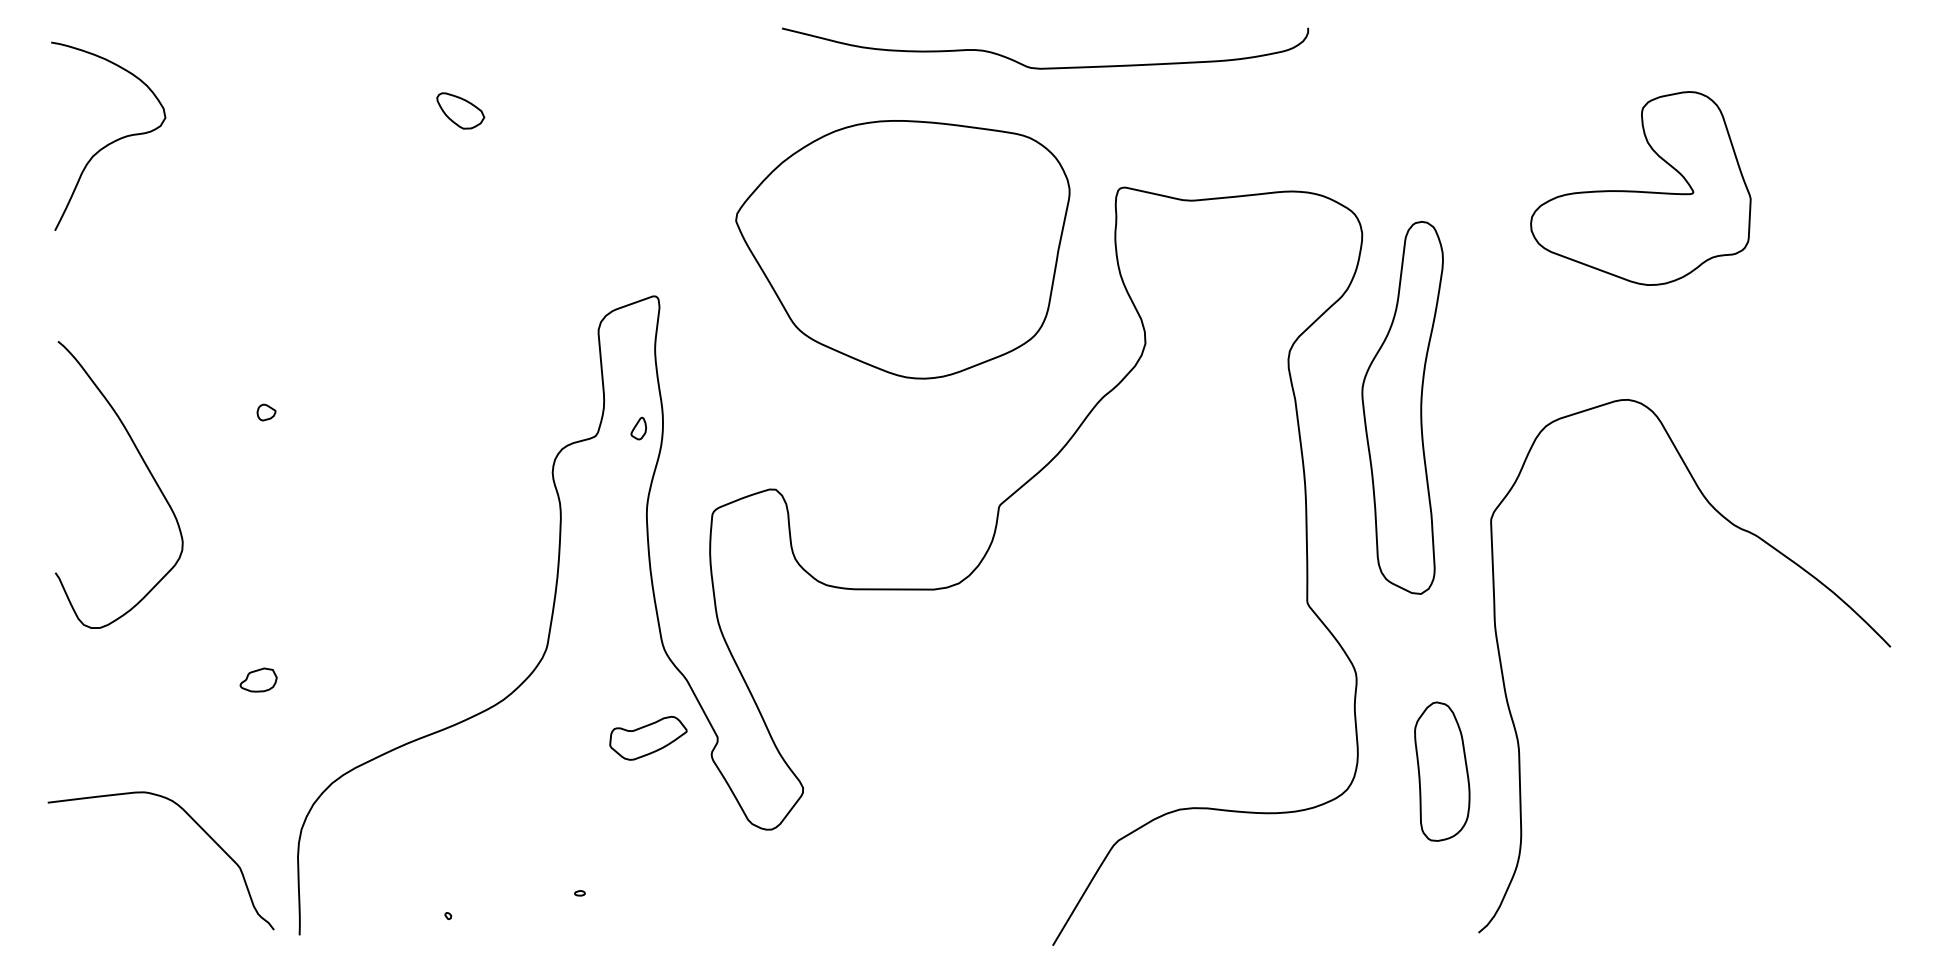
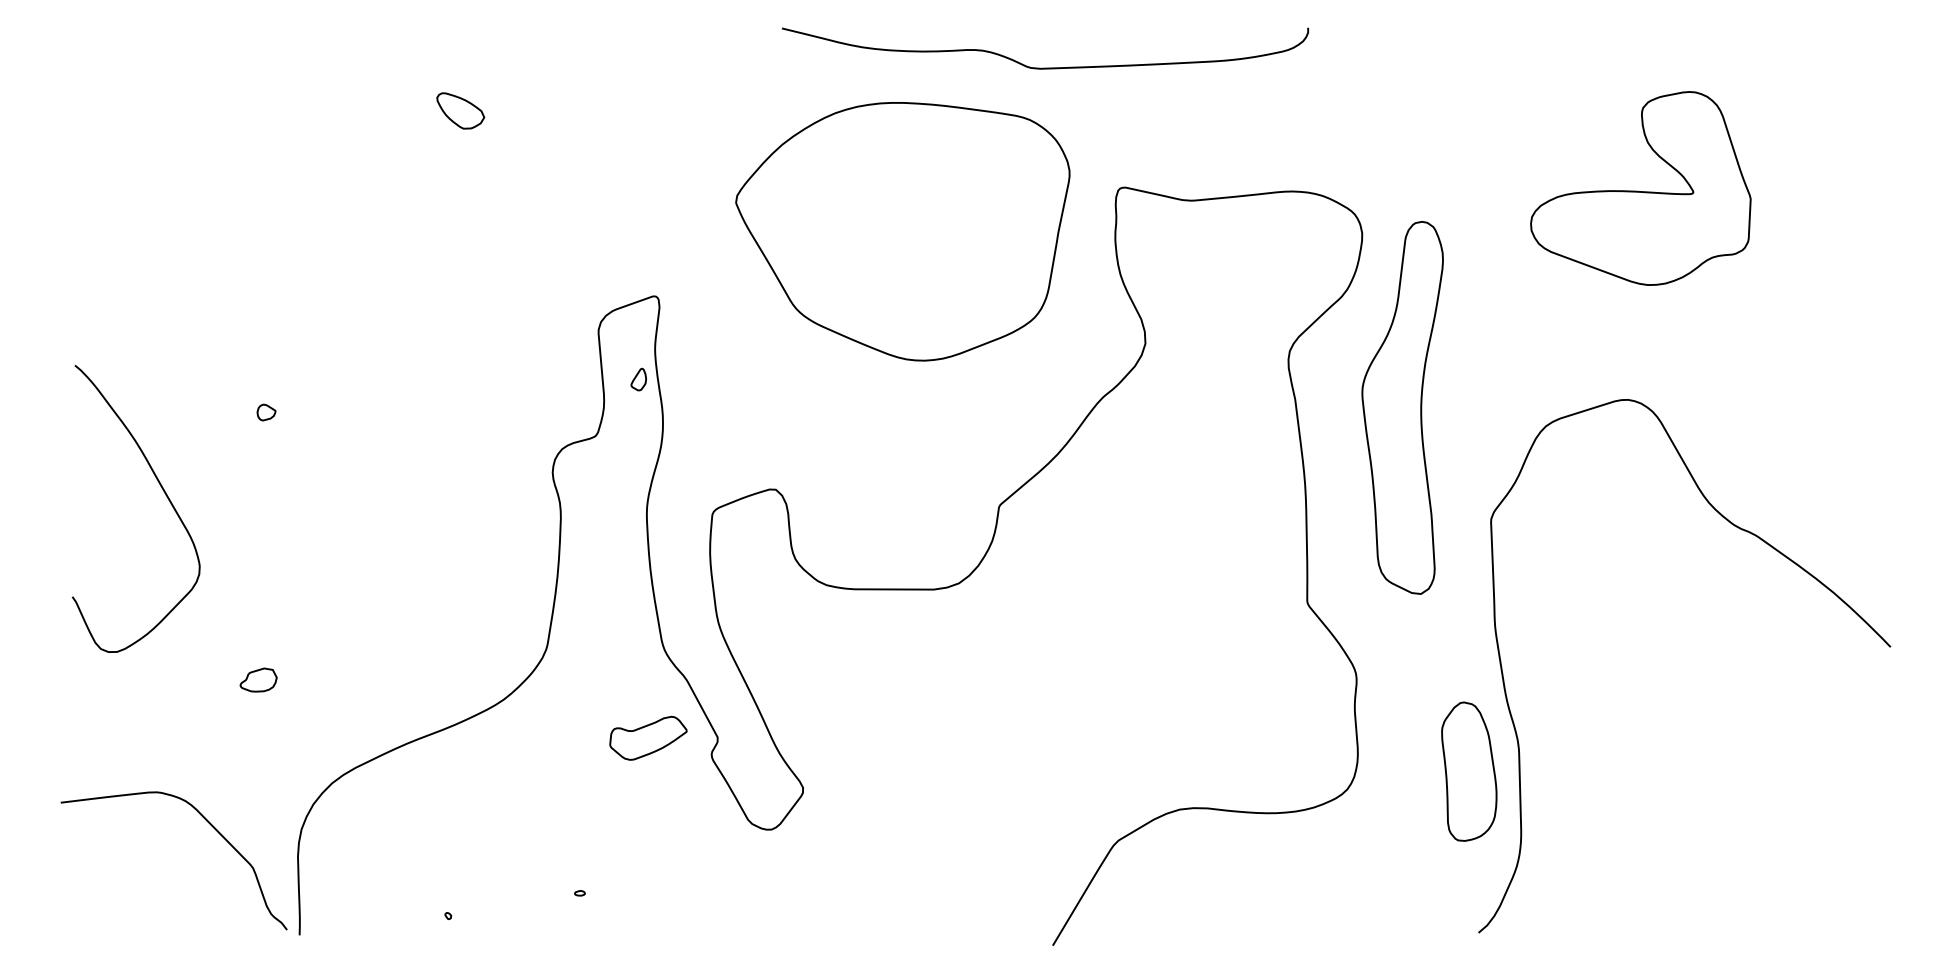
curve: present -> none (112, 141)
part position: (902, 249) -> (902, 231) (902, 231)
part position: (638, 428) -> (638, 379) (638, 379)
curve position: (145, 466) -> (162, 490) (162, 490)
part position: (1442, 771) -> (1469, 771) (1469, 771)
curve position: (196, 824) -> (209, 824) (209, 824)
